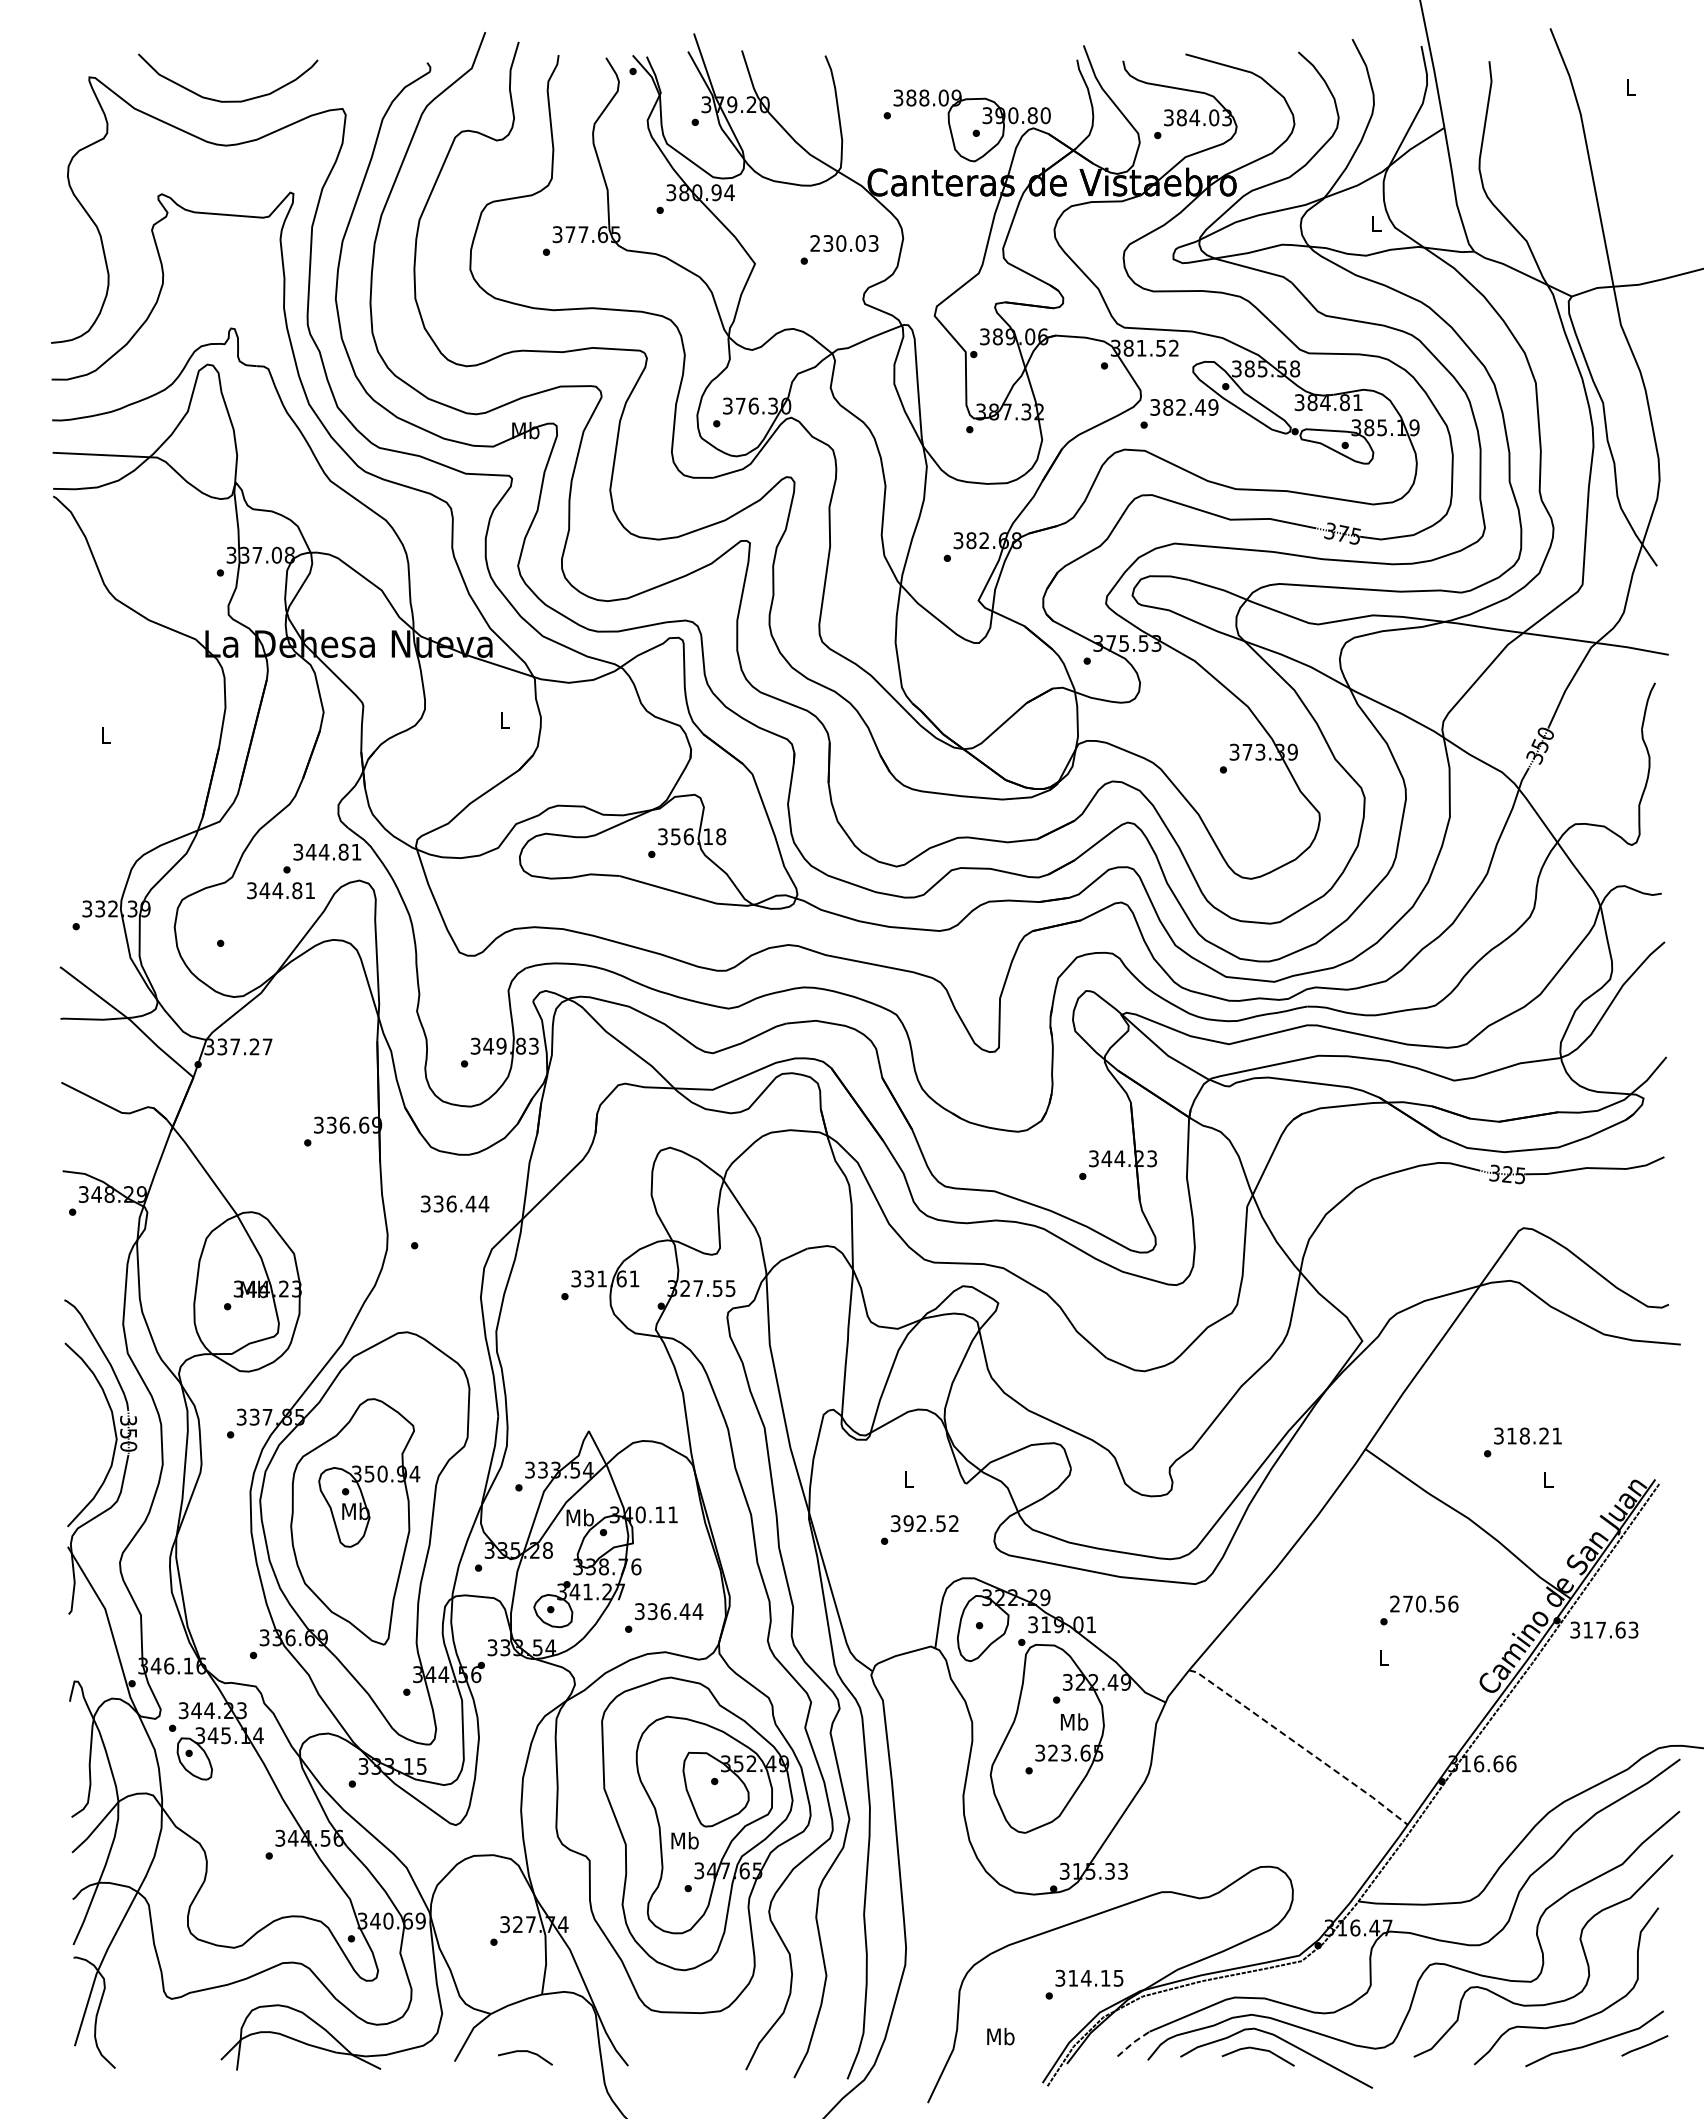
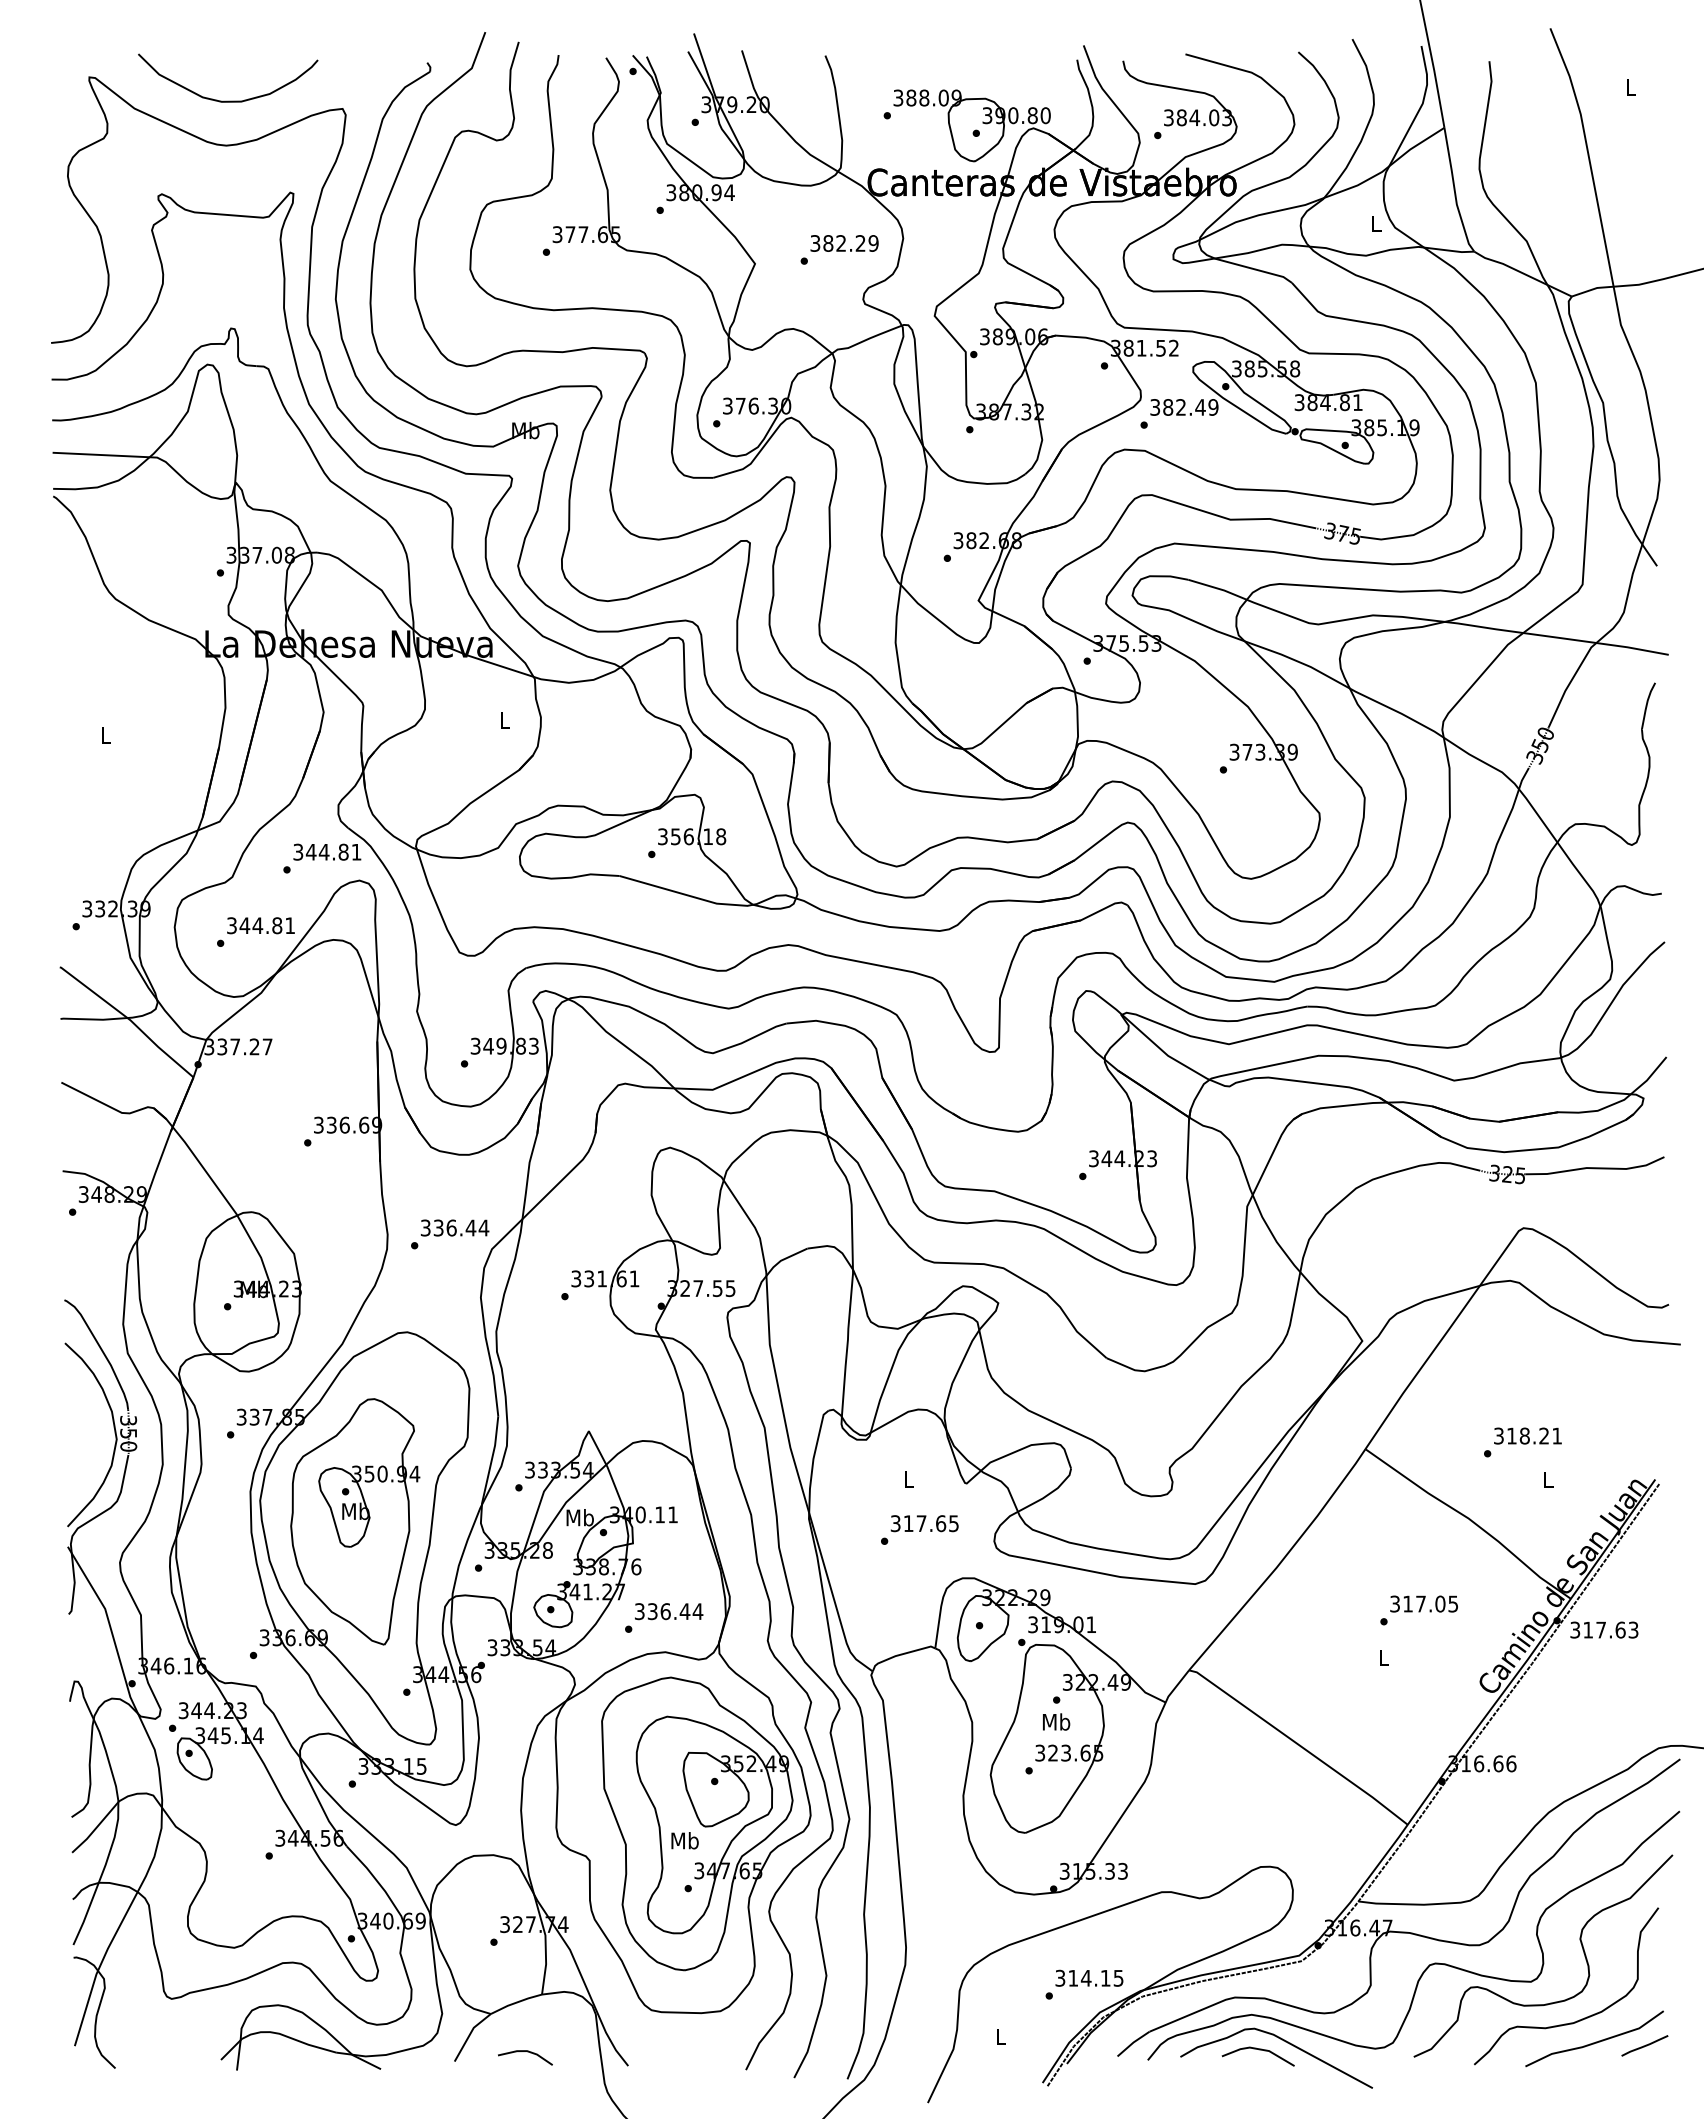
text: 230.03 -> 382.29 (844, 243)
text position: (280, 890) -> (260, 925) (260, 925)
text position: (454, 1203) -> (454, 1227) (454, 1227)
text: 392.52 -> 317.65 (930, 1523)
text: 270.56 -> 317.05 (1424, 1603)
text position: (1074, 1721) -> (1056, 1721) (1056, 1721)
line: dashed -> solid (1299, 1745)
text: Mb -> L (1000, 2036)
line: dashed -> solid (1133, 2042)
